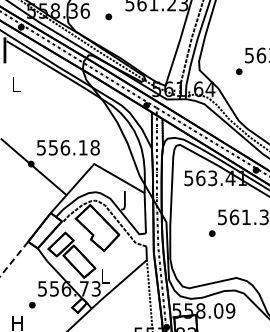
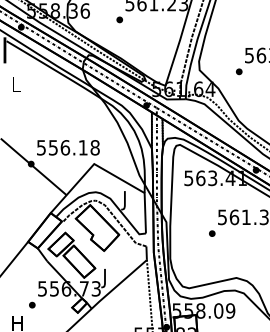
part position: (108, 16) -> (119, 19) (119, 19)
line: dashed -> solid (14, 258)
text: L -> J (105, 278)
